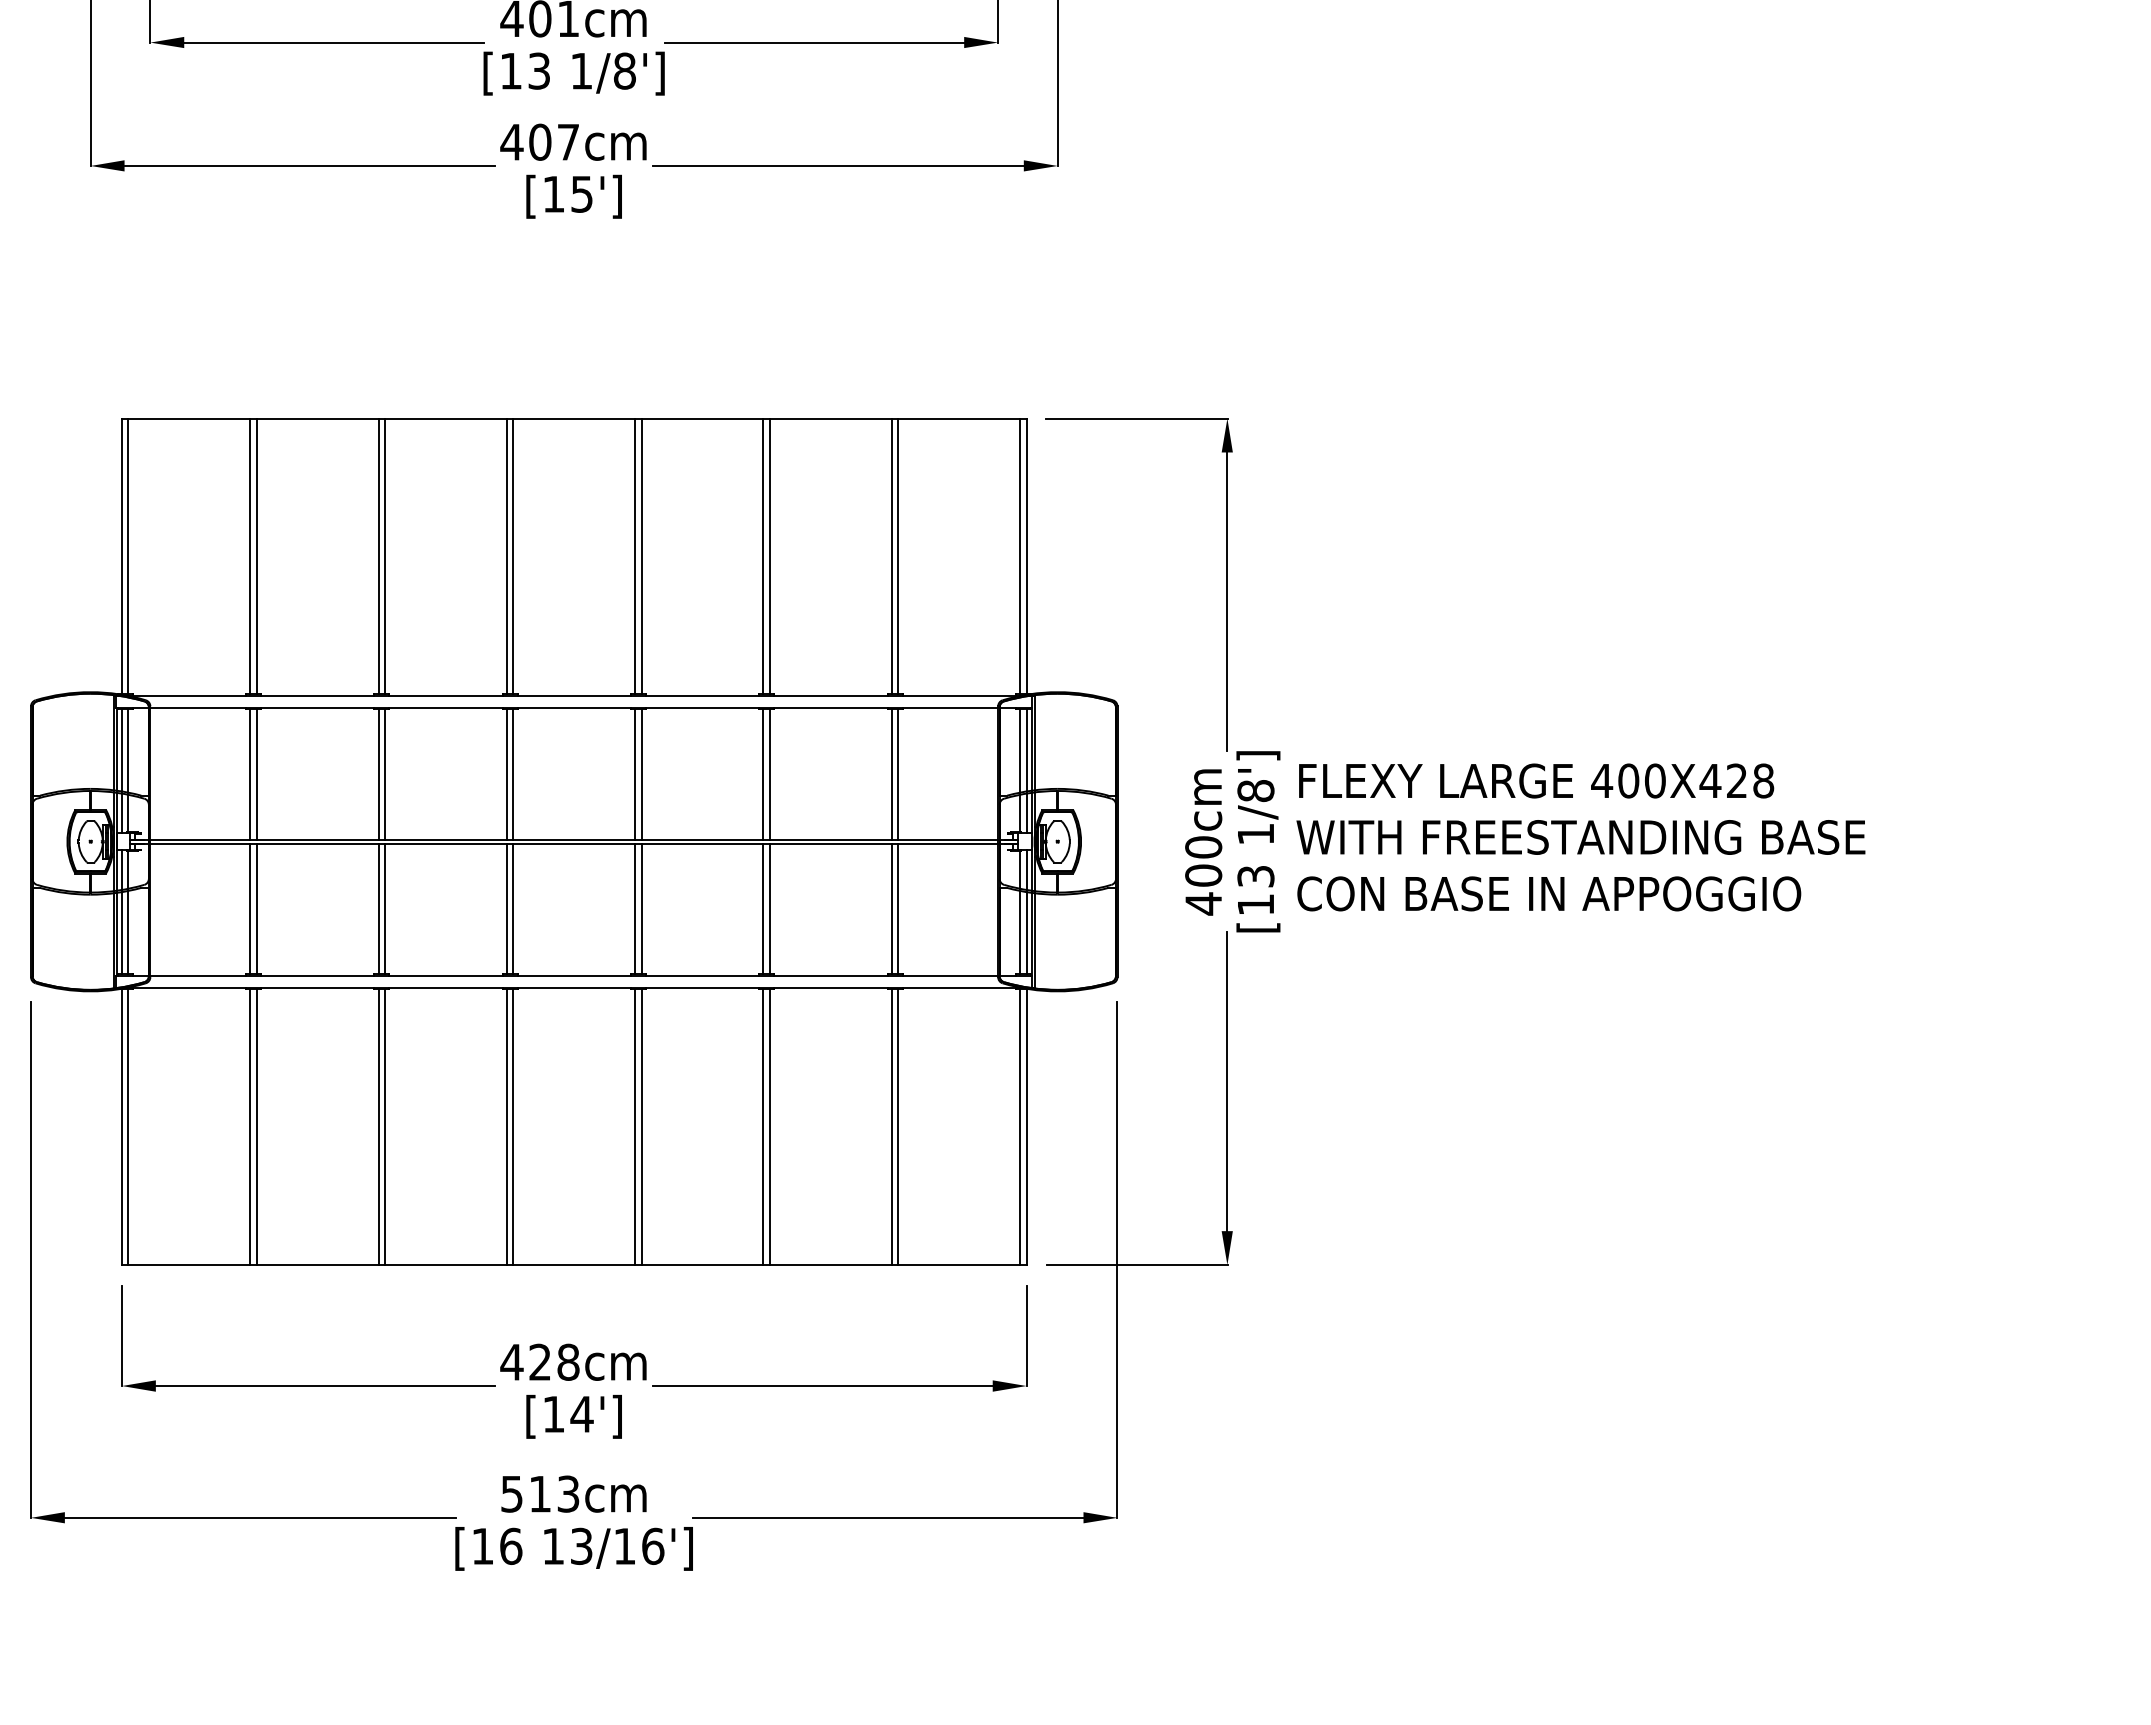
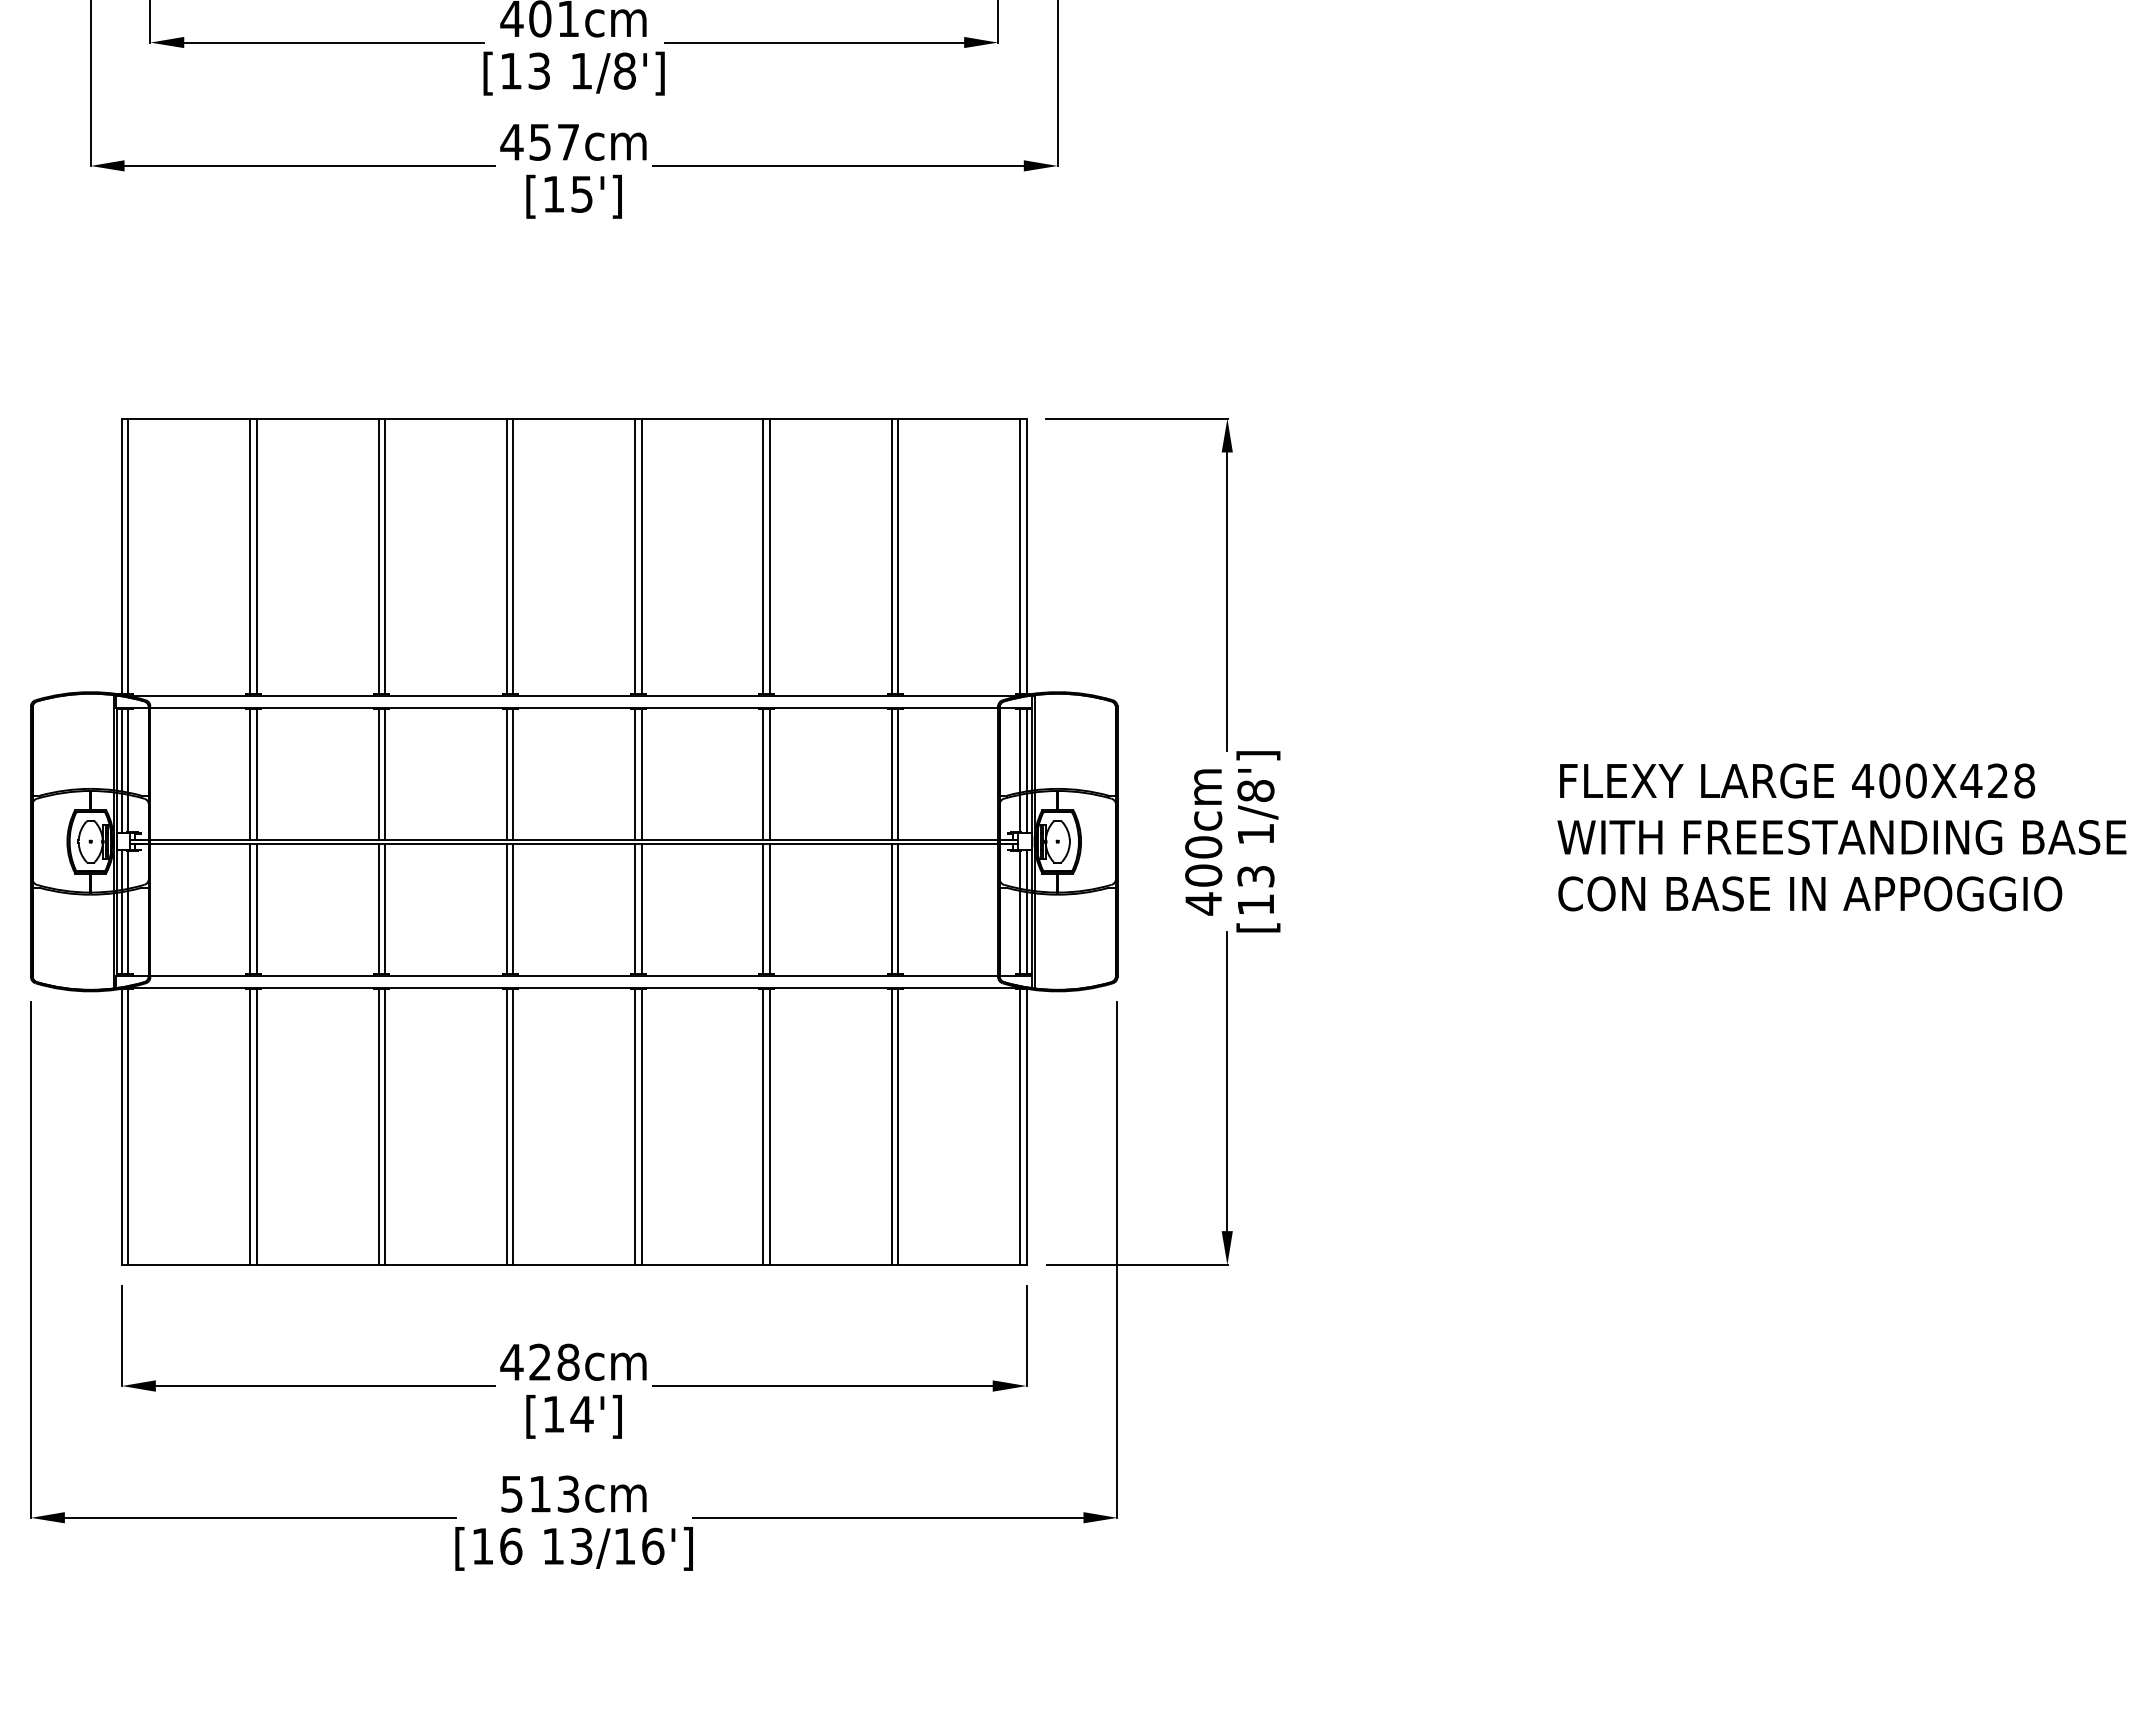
text: 407cm -> 457cm (540, 141)
text position: (1580, 837) -> (1841, 837) (1841, 837)
